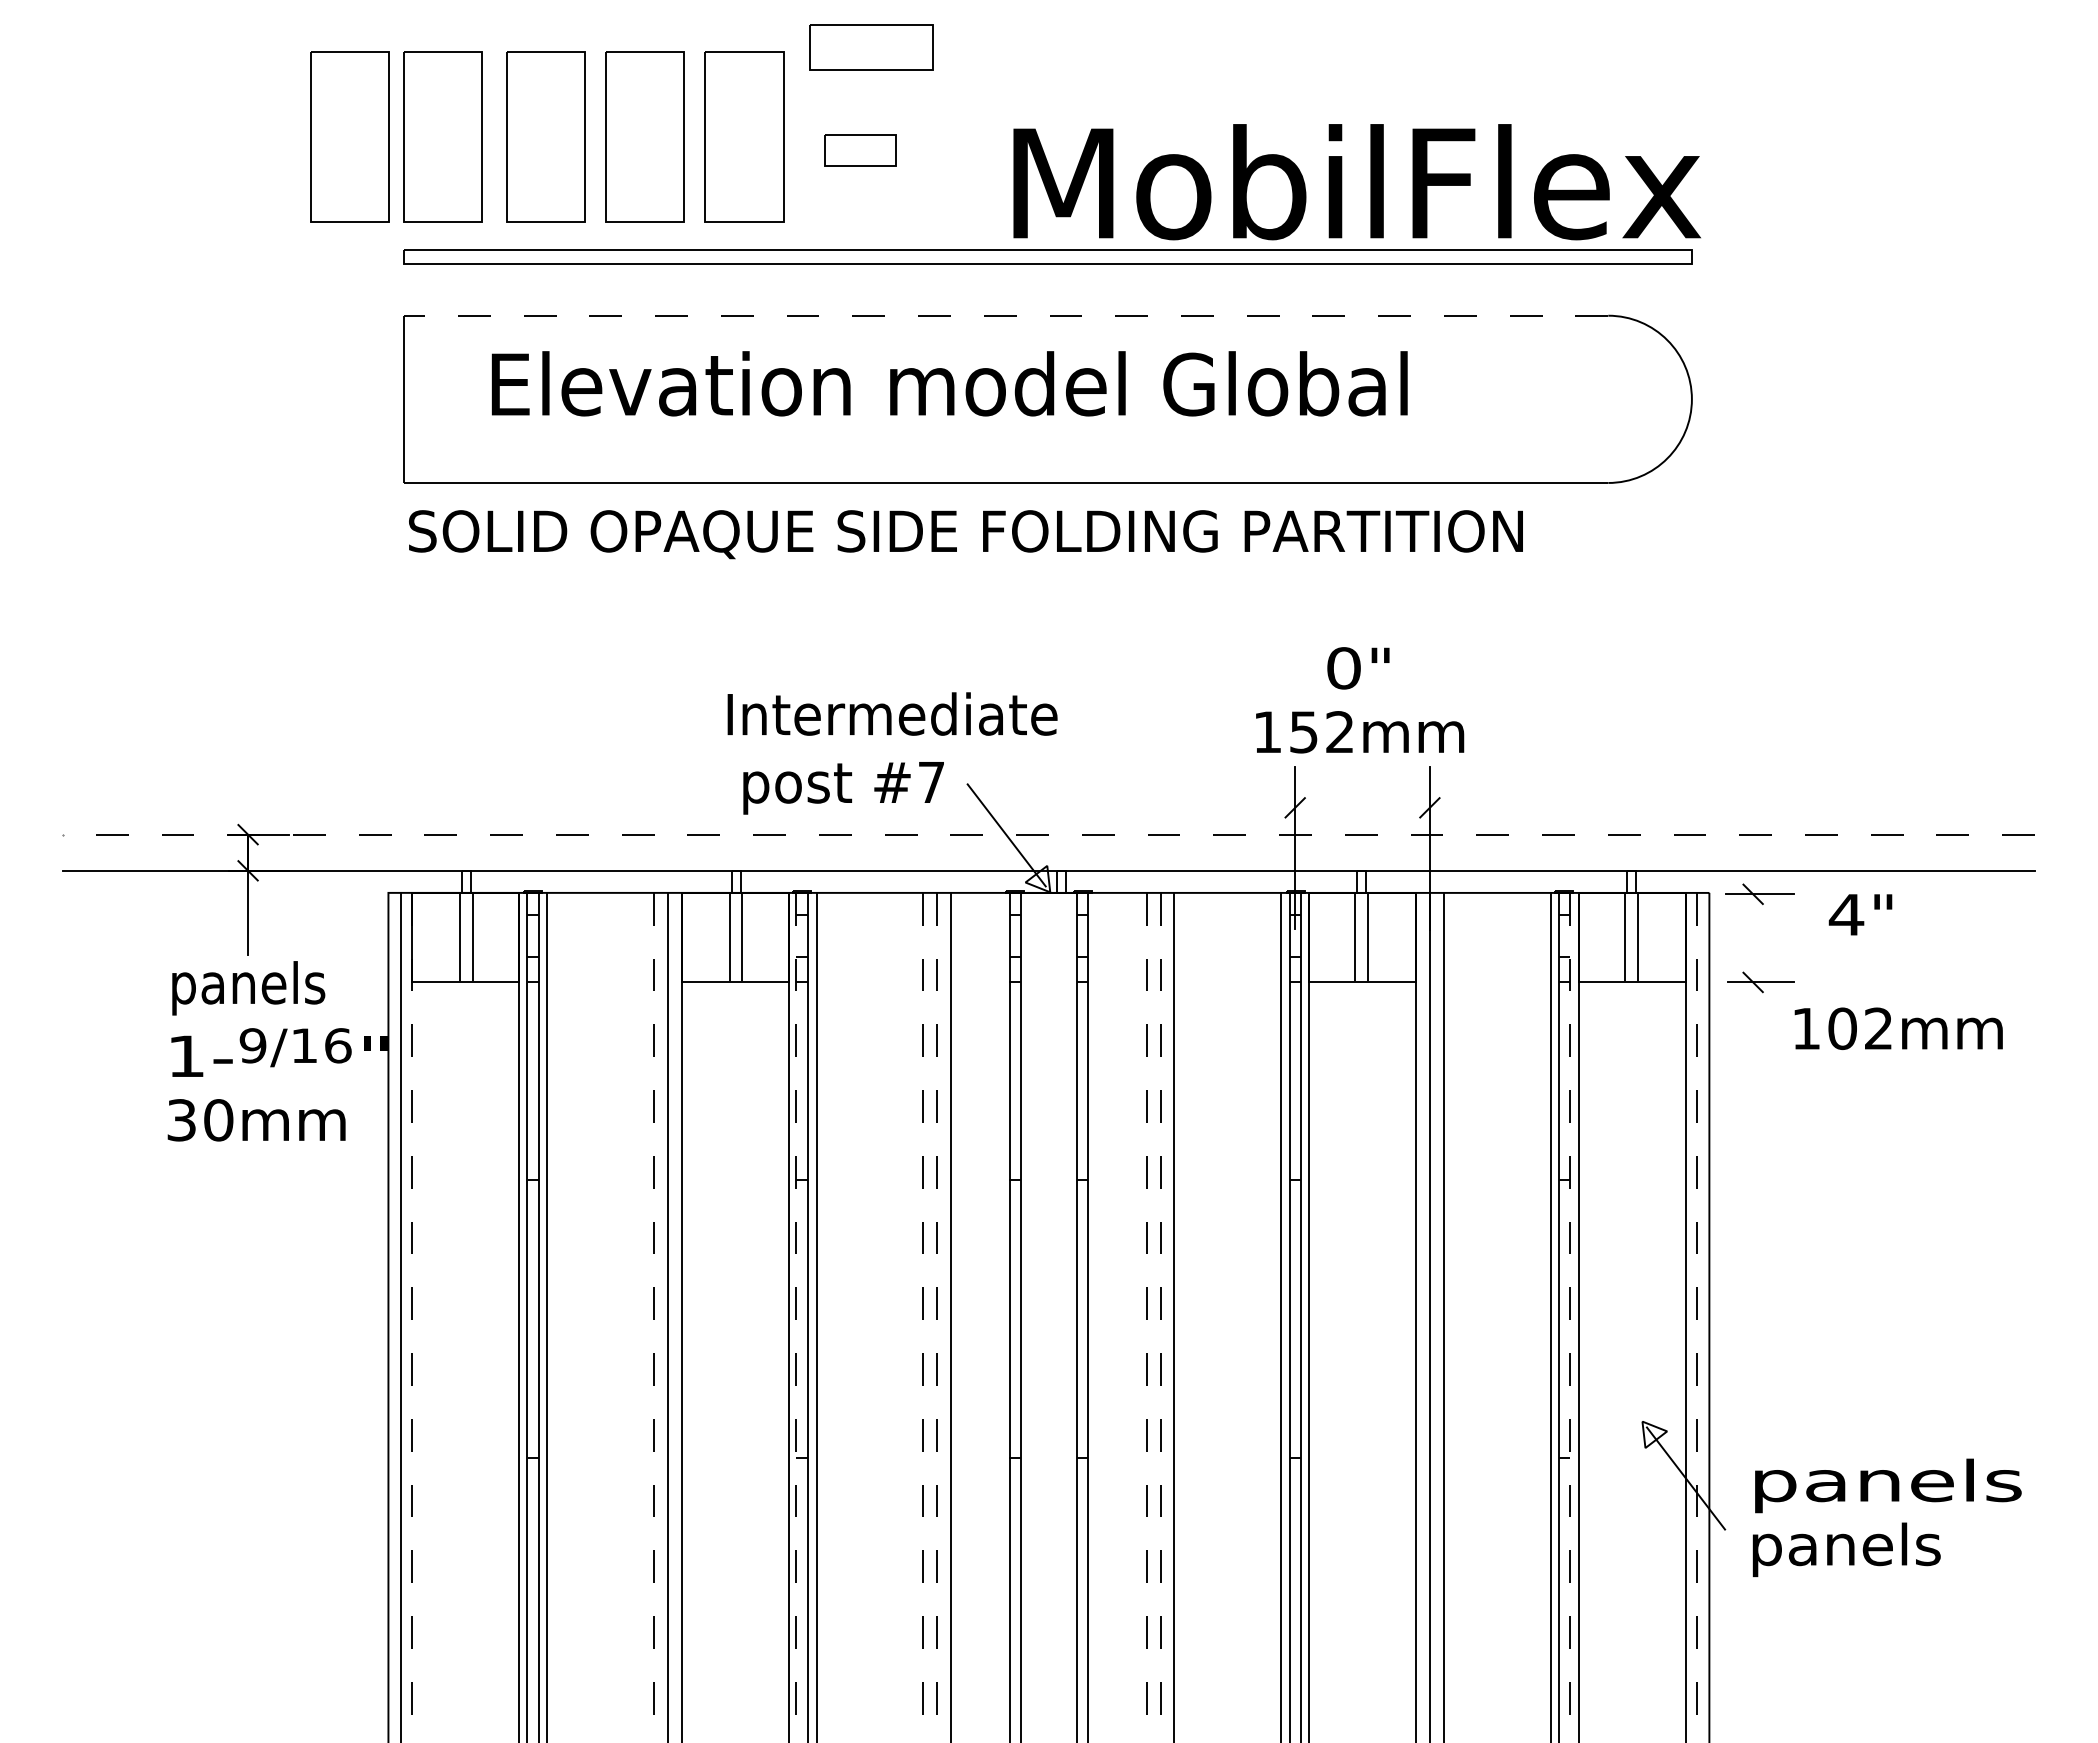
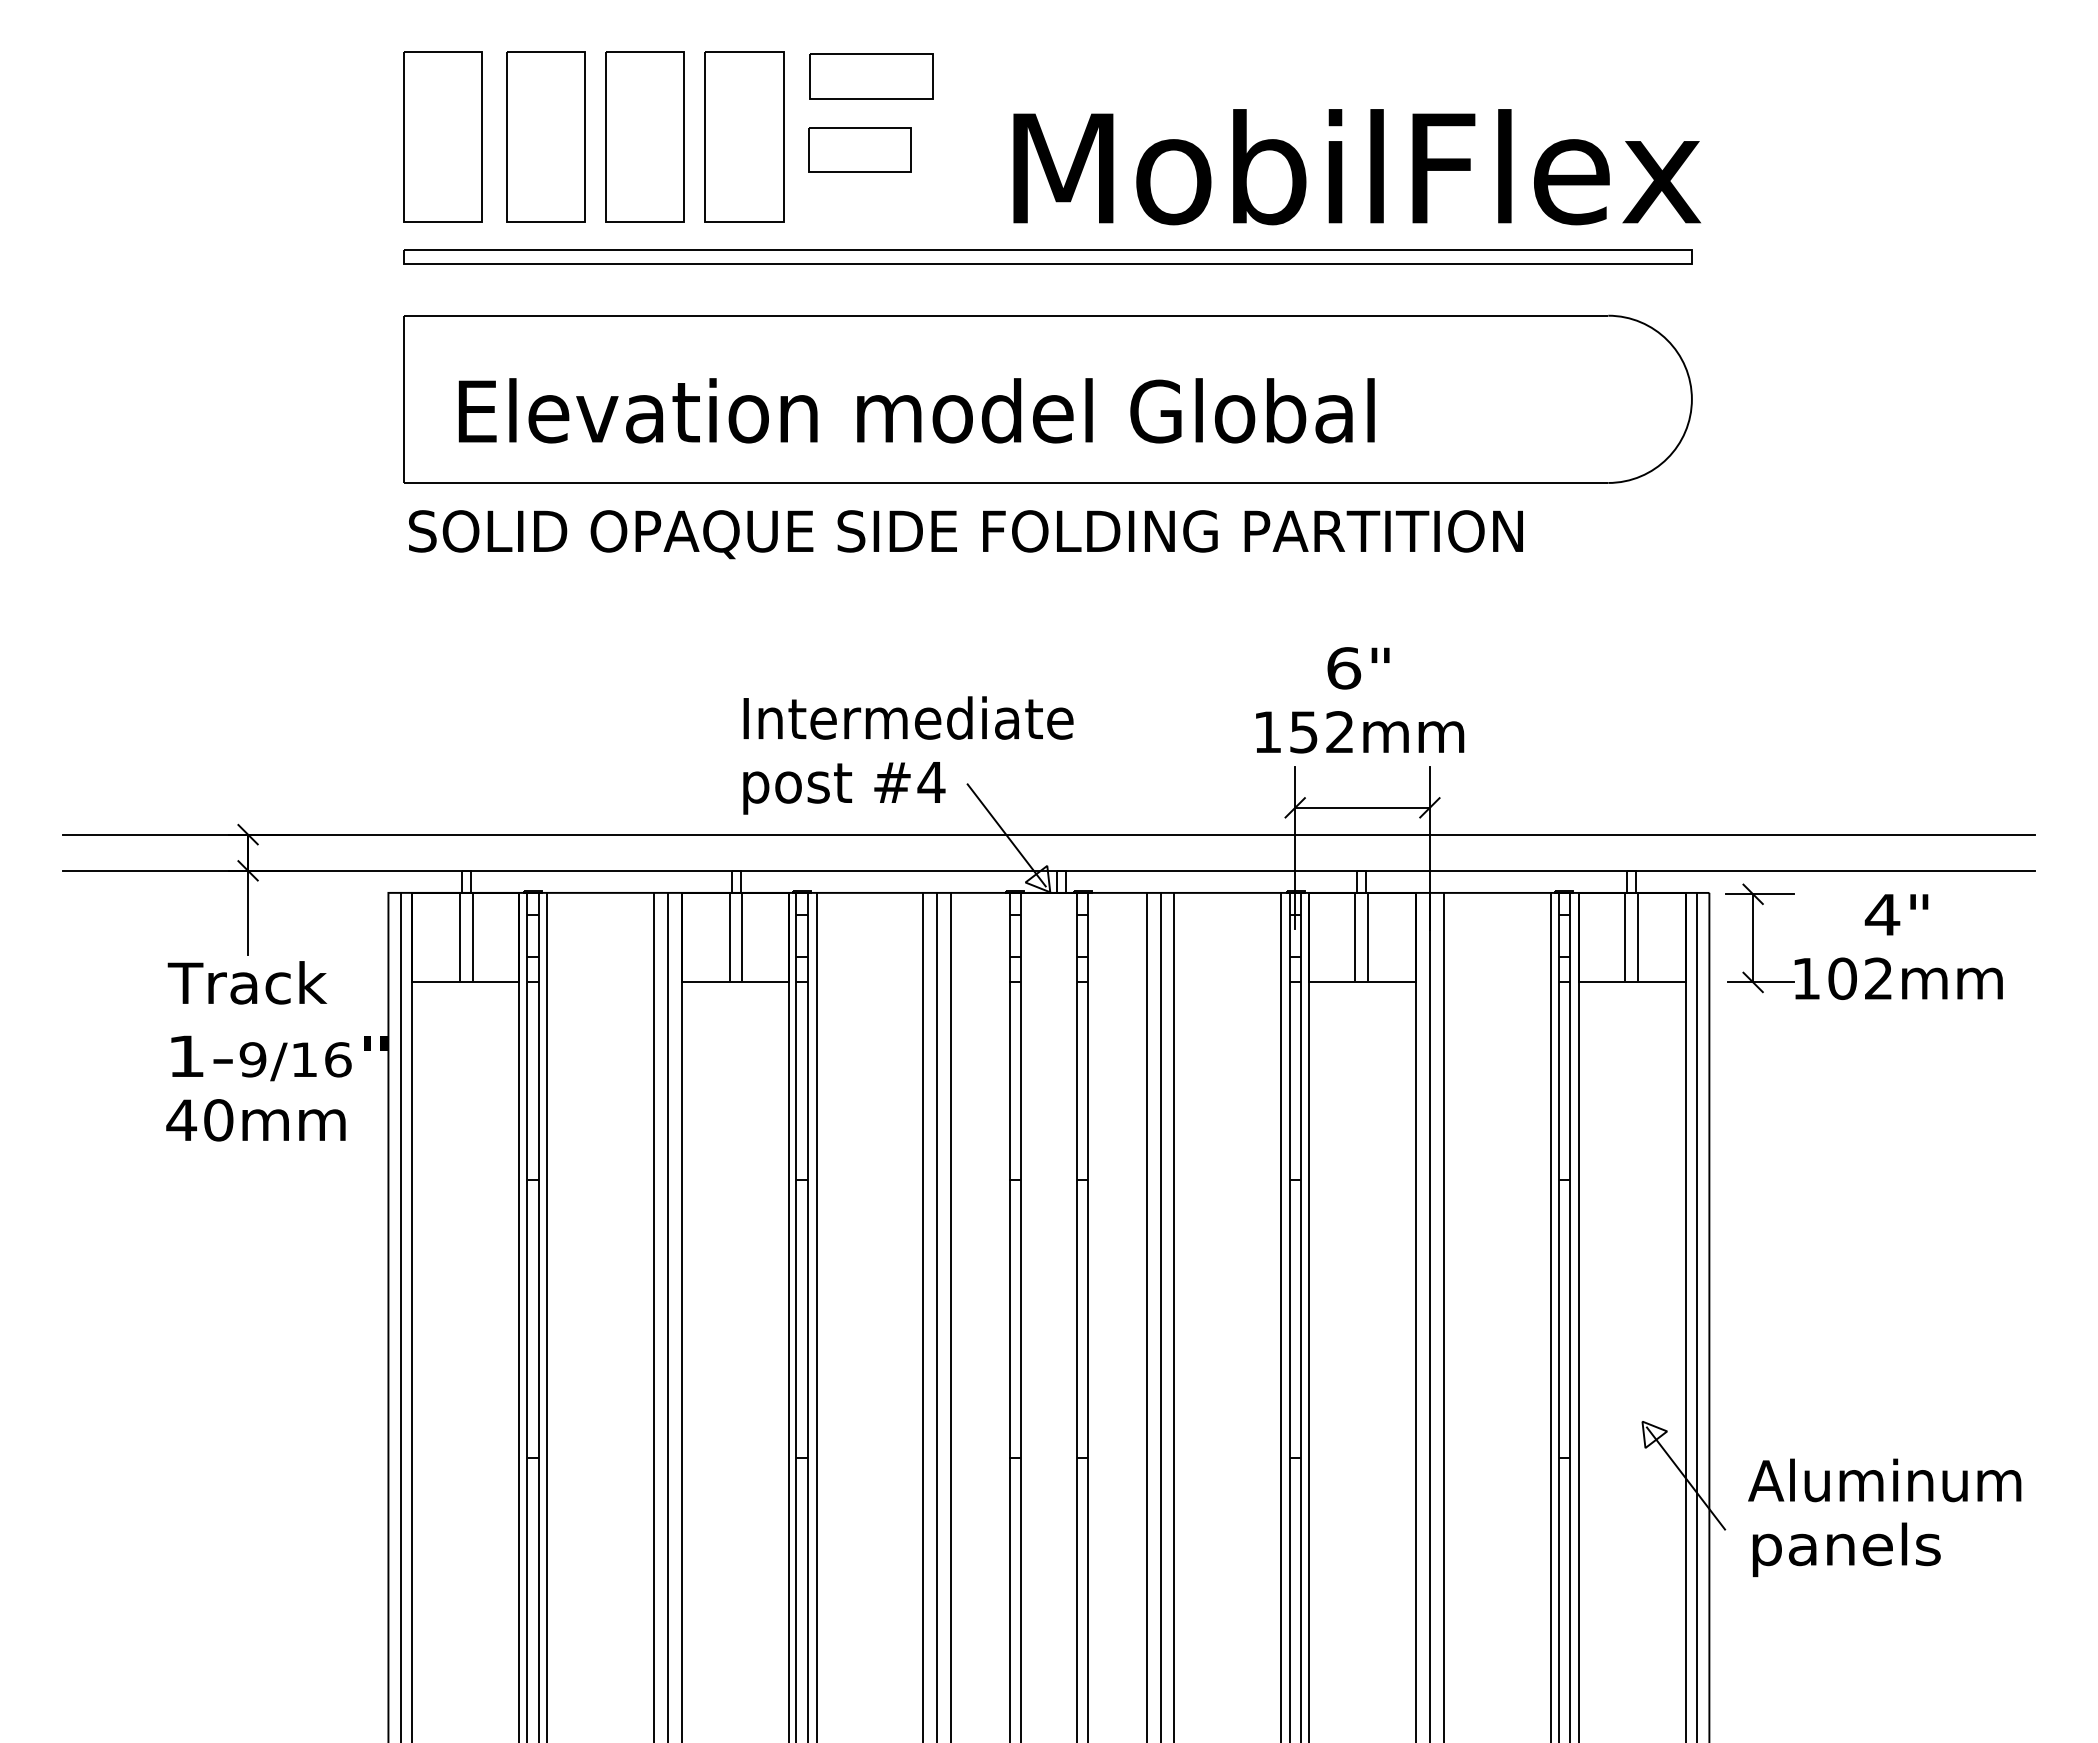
part position: (871, 47) -> (871, 76) (871, 76)
part: present -> none (349, 136)
part size: 73x33 px -> 104x46 px (859, 149)
text position: (1356, 182) -> (1356, 167) (1356, 167)
line: dashed -> solid (1005, 315)
text position: (949, 383) -> (916, 410) (916, 410)
text: 0" -> 6" (1344, 668)
text position: (892, 713) -> (908, 717) (908, 717)
text: #7 -> #4 (931, 782)
line: none -> present (1362, 807)
line: dashed -> solid (1048, 835)
text position: (1860, 914) -> (1896, 914) (1896, 914)
line: none -> present (1753, 938)
text: panels -> Track (247, 988)
text position: (1898, 1028) -> (1898, 978) (1898, 978)
text position: (295, 1047) -> (295, 1061) (295, 1061)
text: 30mm -> 40mm (181, 1120)
line: dashed -> solid (412, 1317)
line: dashed -> solid (653, 1317)
line: dashed -> solid (796, 1317)
line: dashed -> solid (923, 1317)
line: dashed -> solid (936, 1317)
line: dashed -> solid (1147, 1317)
line: dashed -> solid (1160, 1317)
line: dashed -> solid (1570, 1317)
line: dashed -> solid (1697, 1317)
text: panels -> Aluminum (1884, 1485)
